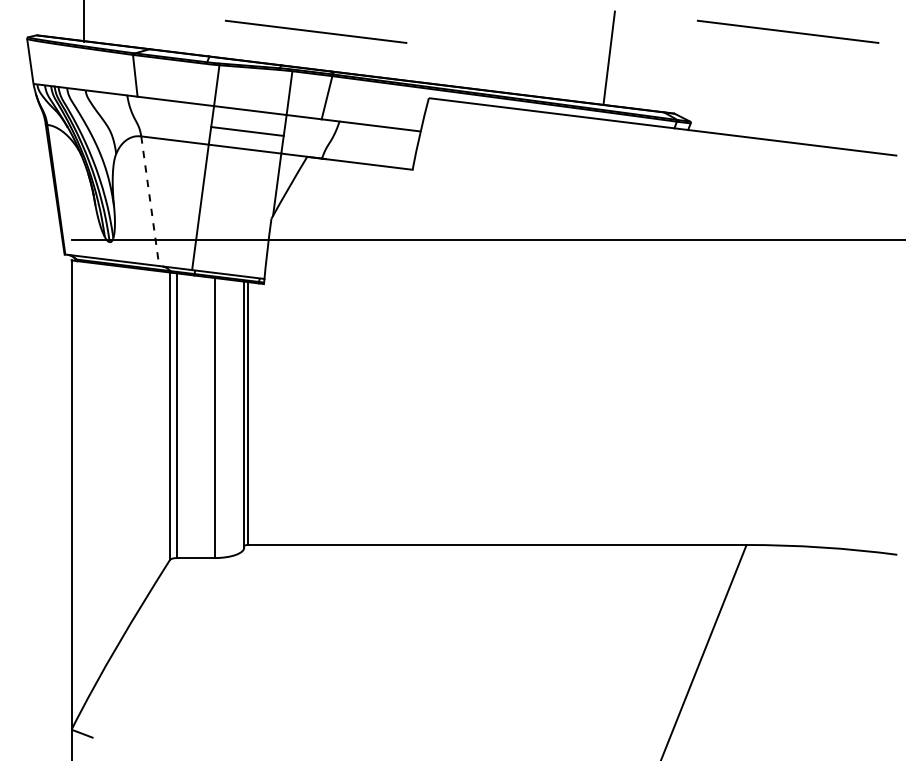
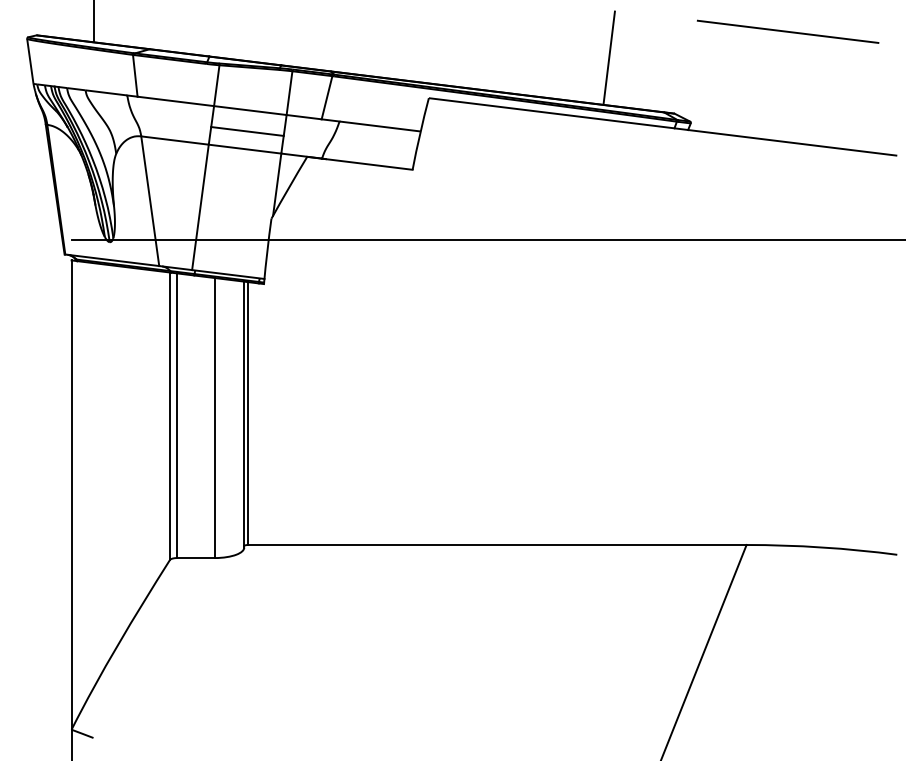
line position: (83, 22) -> (93, 22) (93, 22)
line: present -> none (316, 31)
line: dashed -> solid (150, 201)
